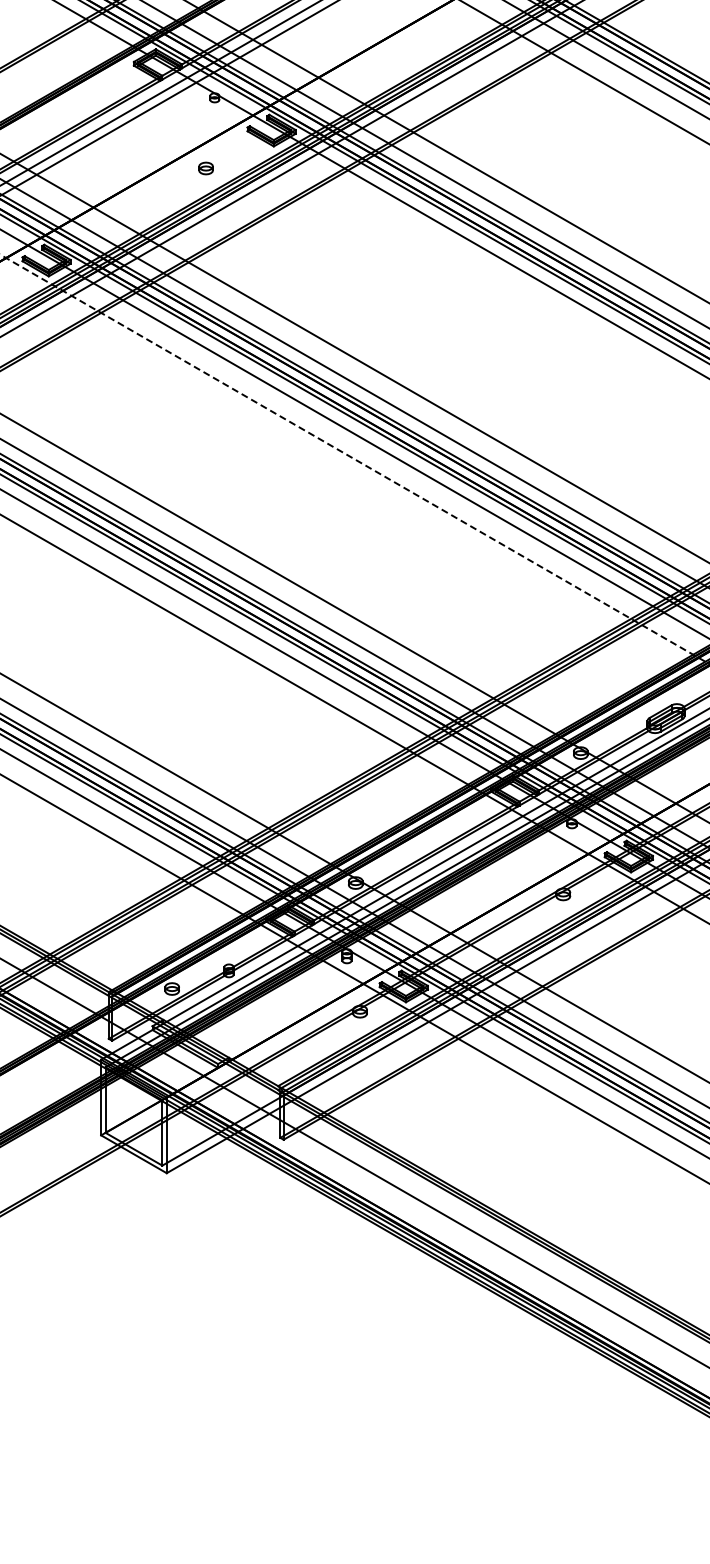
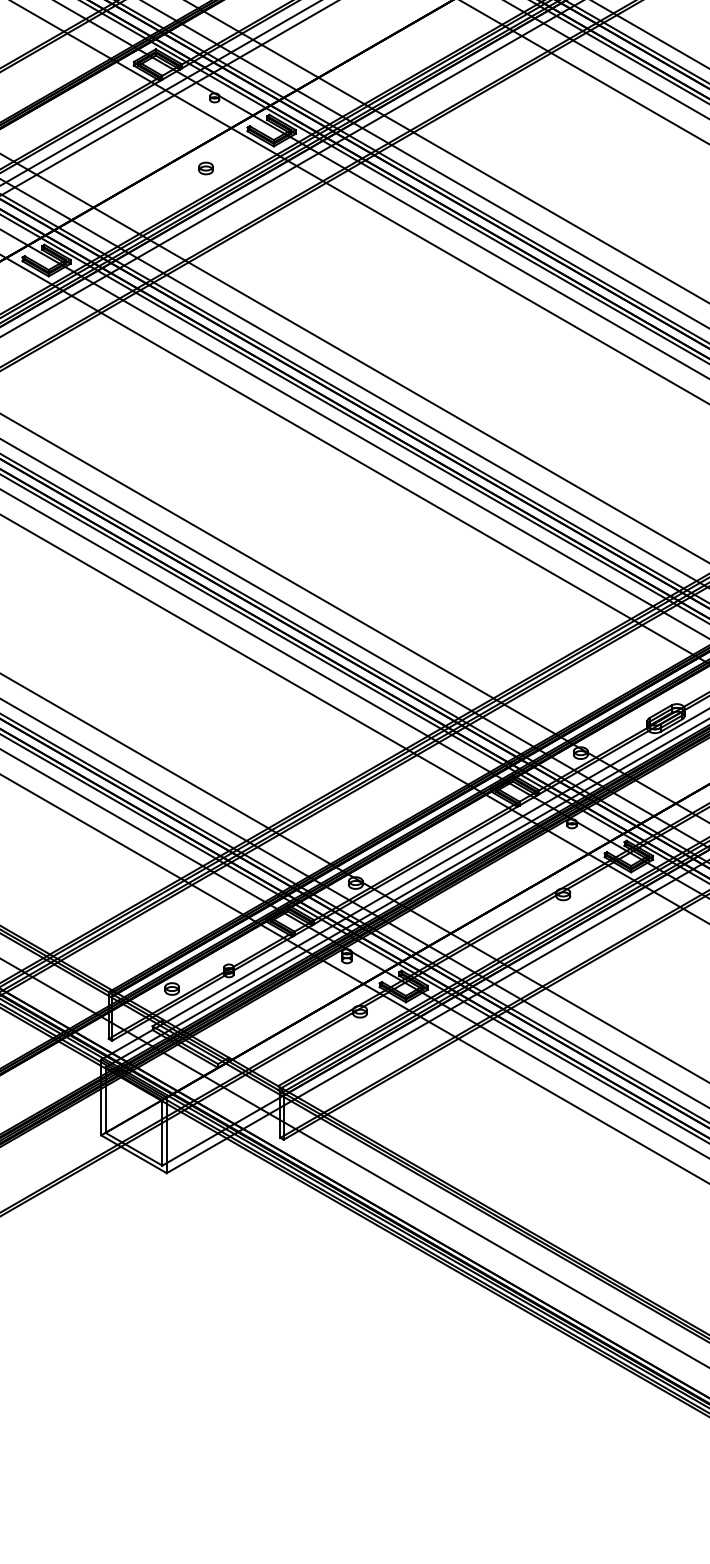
line: none -> present (650, 34)
line: none -> present (359, 202)
line: dashed -> solid (355, 459)
